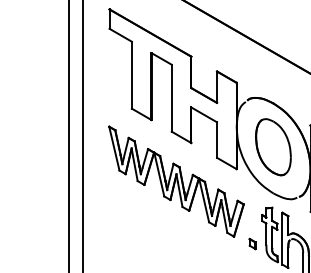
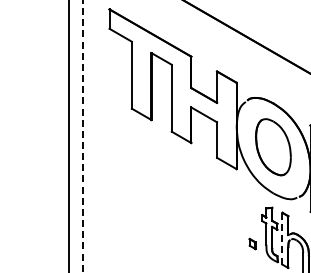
line: solid -> dashed (83, 136)
part: present -> none (176, 181)
line: solid -> dashed (282, 238)
